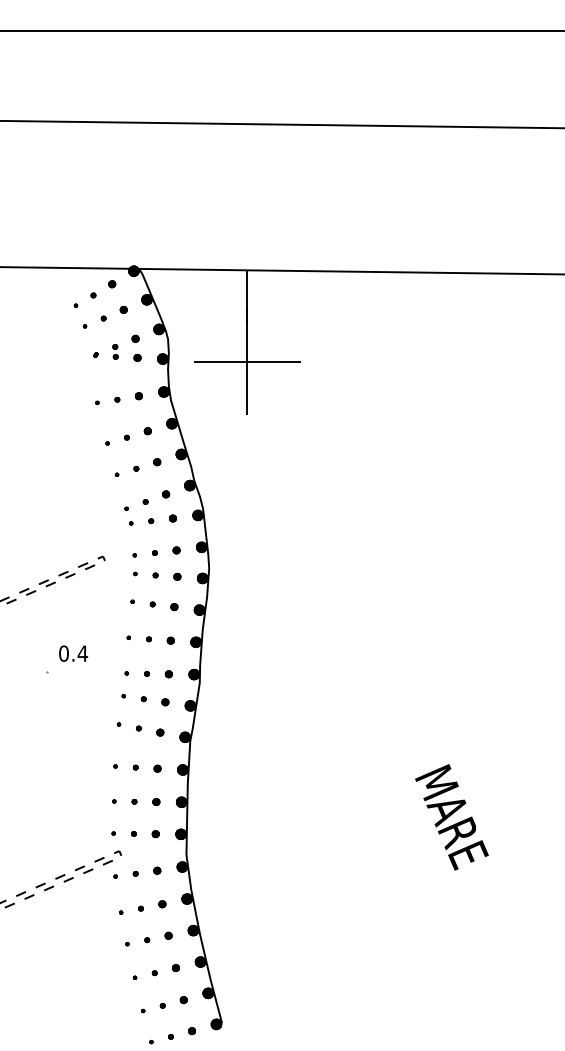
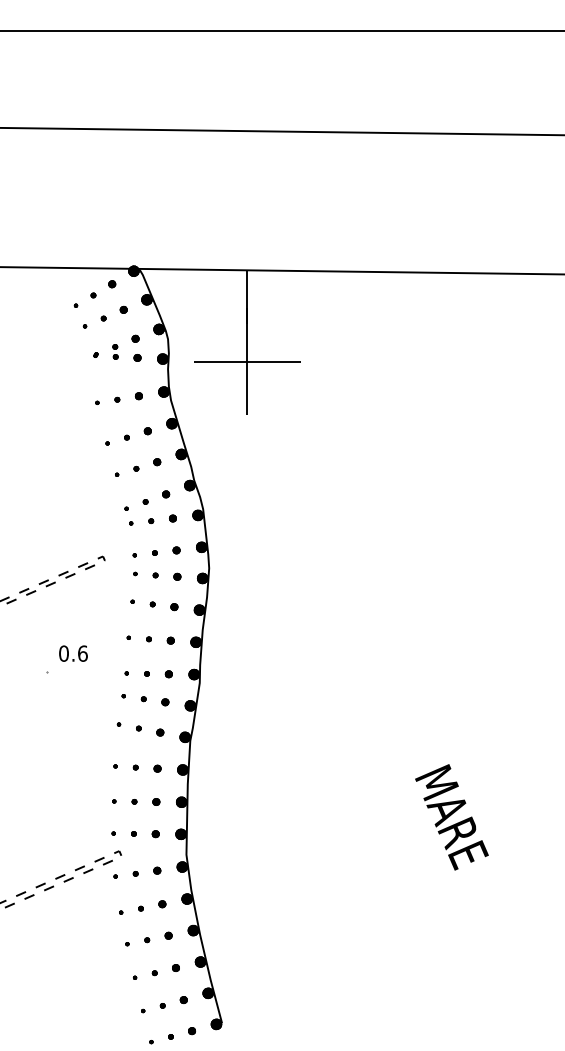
line position: (281, 124) -> (281, 131) (281, 131)
text: 0.4 -> 0.6 (82, 653)
